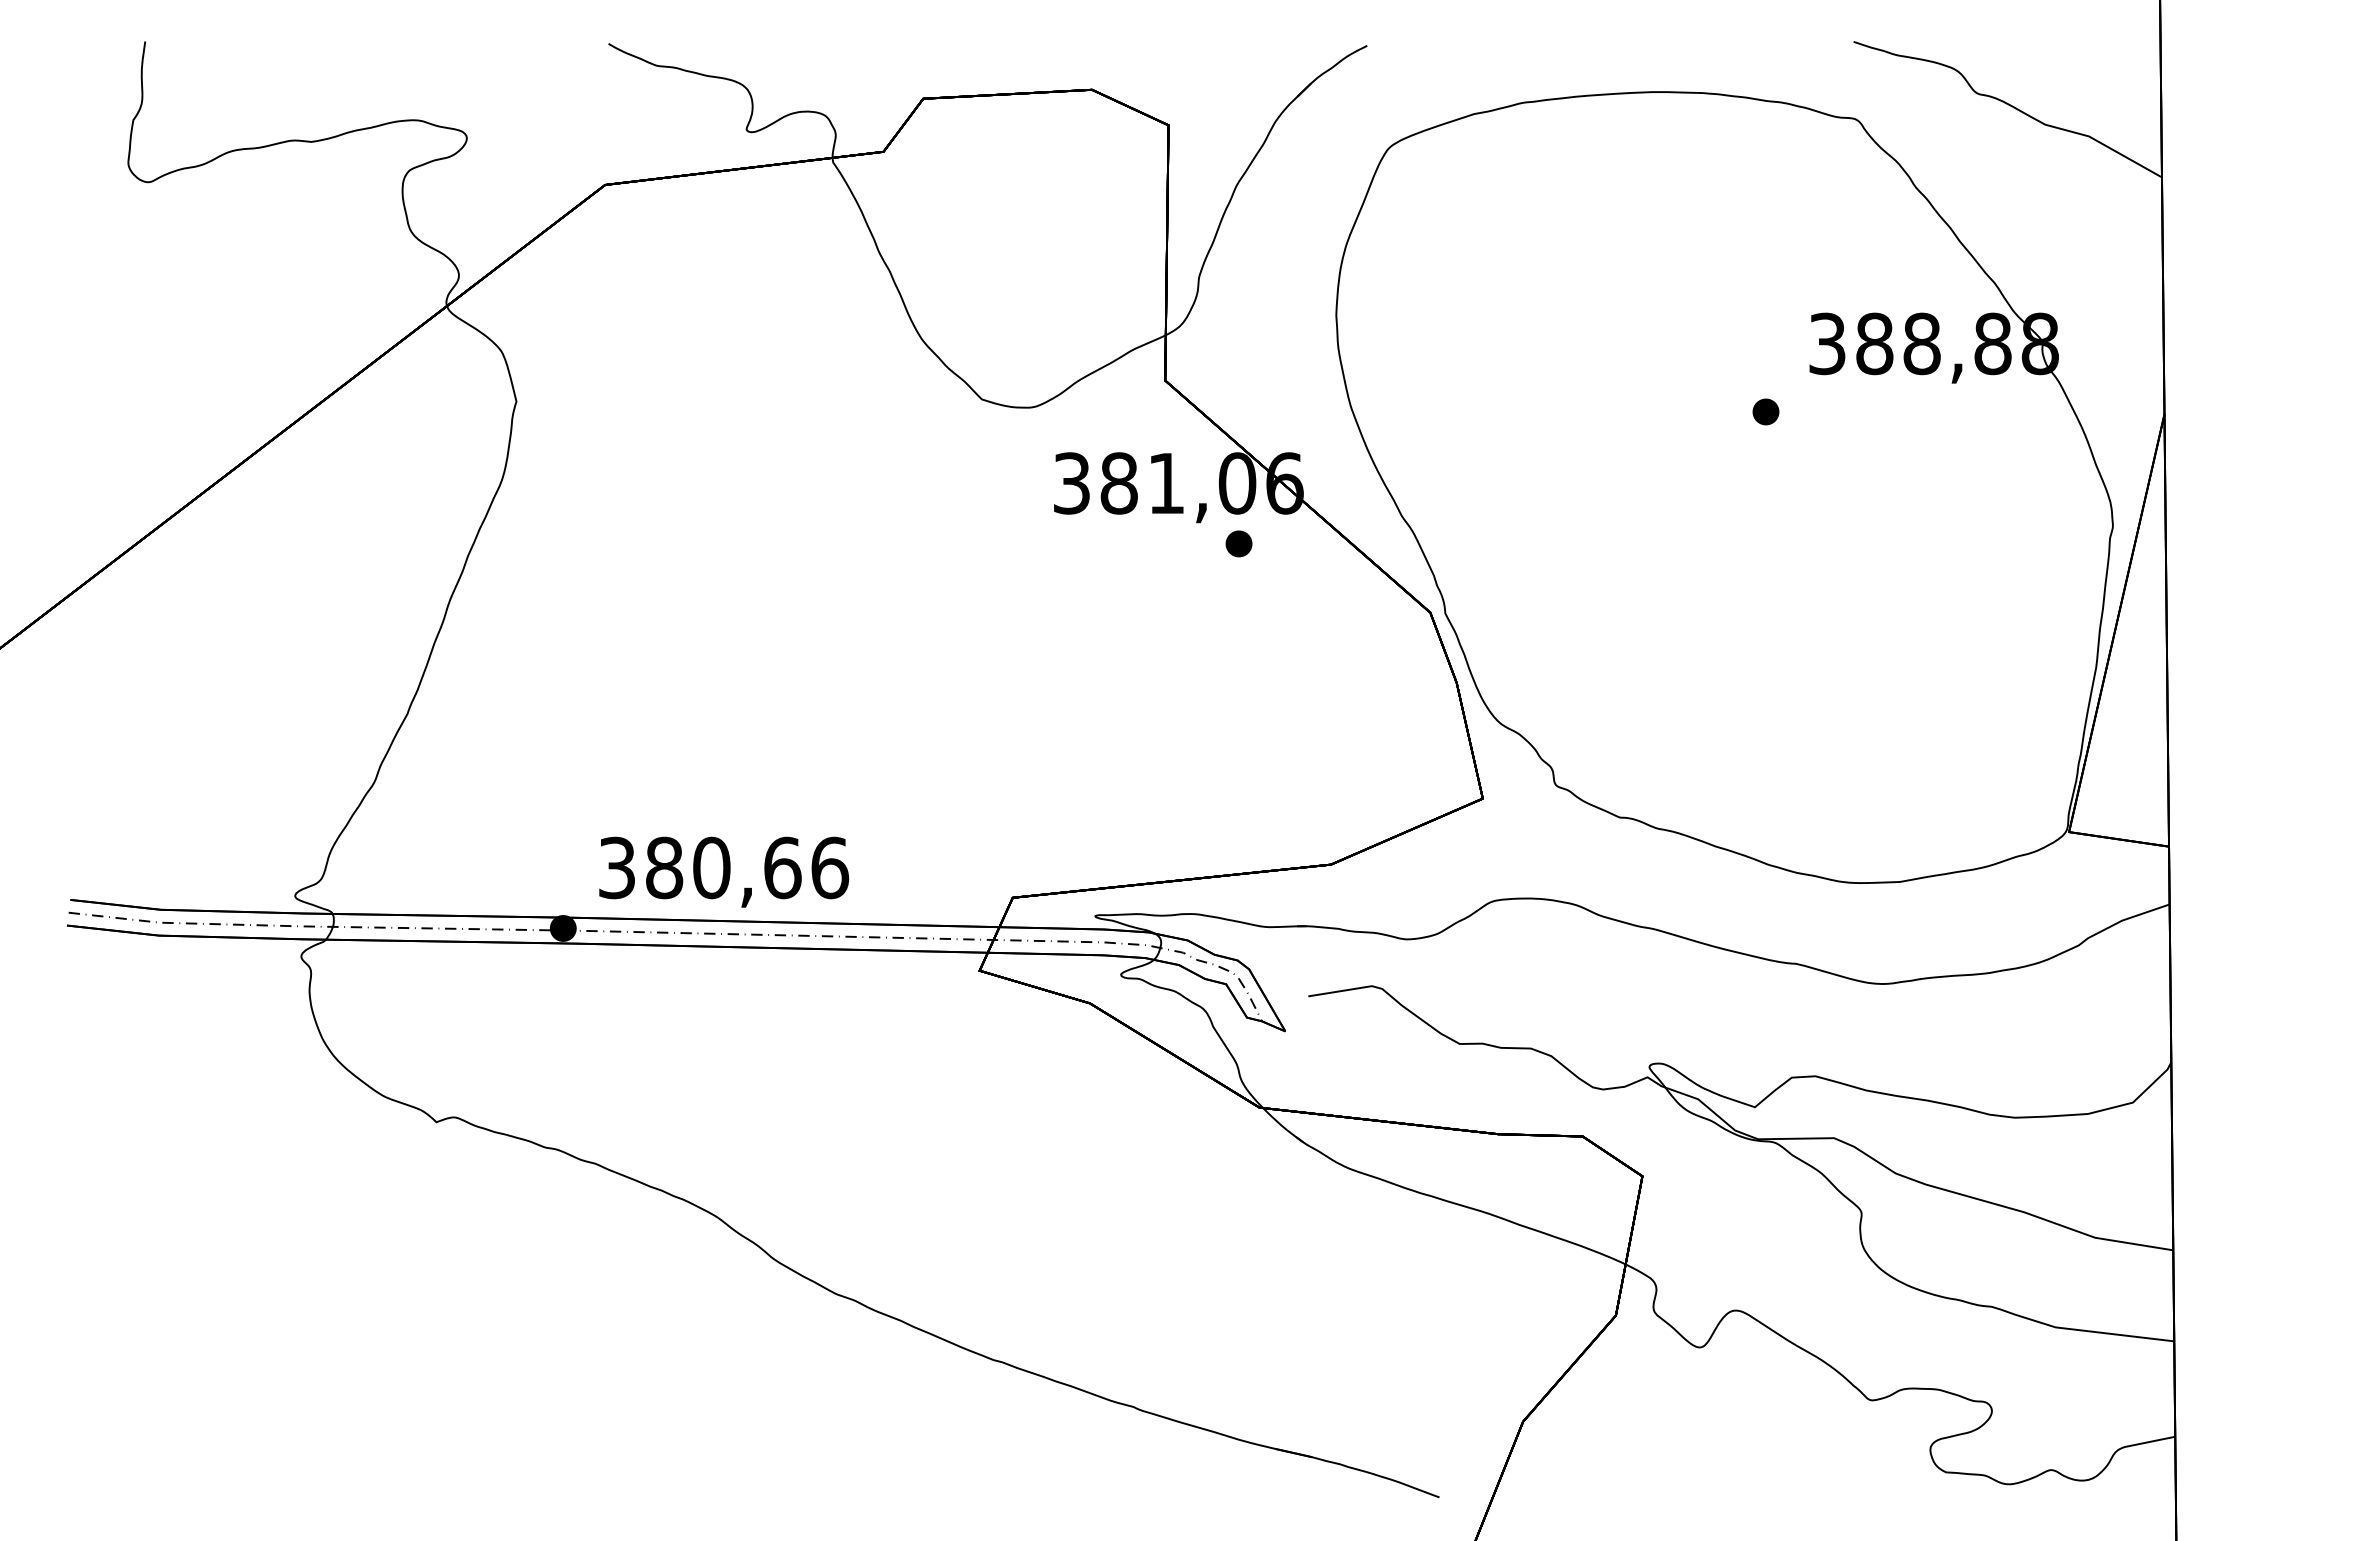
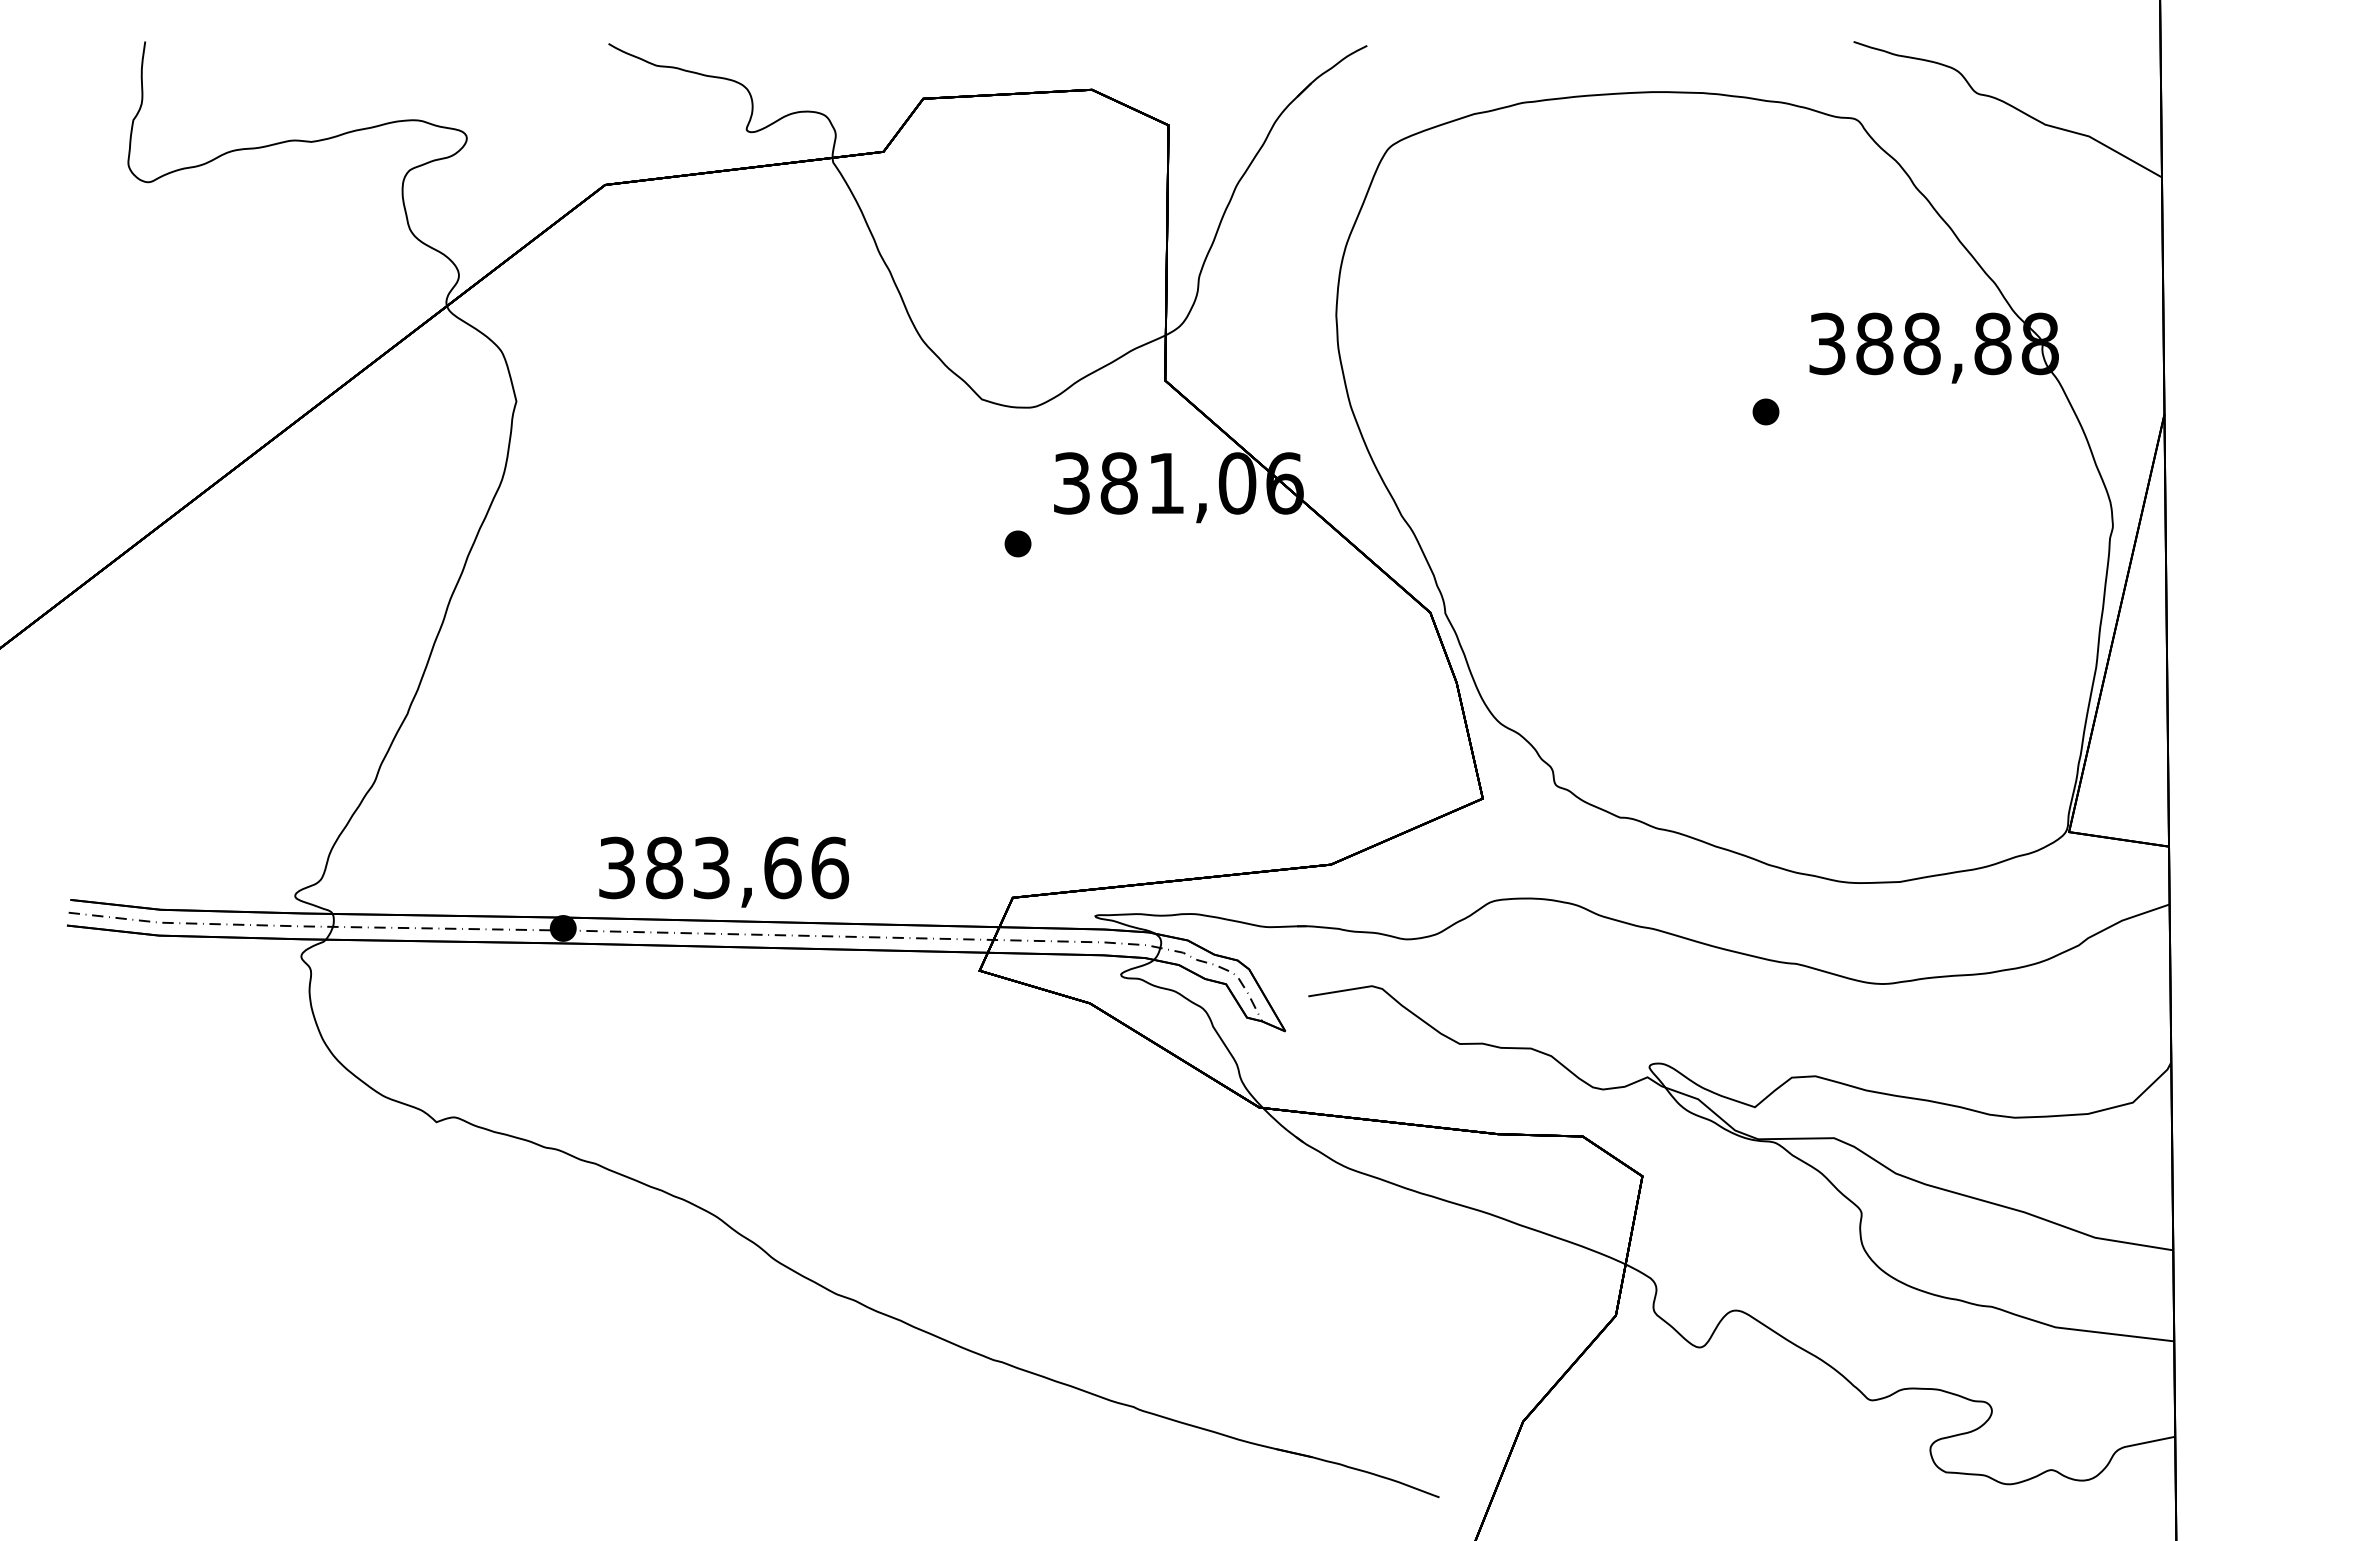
part position: (1238, 543) -> (1017, 543) (1017, 543)
text: 380,66 -> 383,66 (711, 867)
